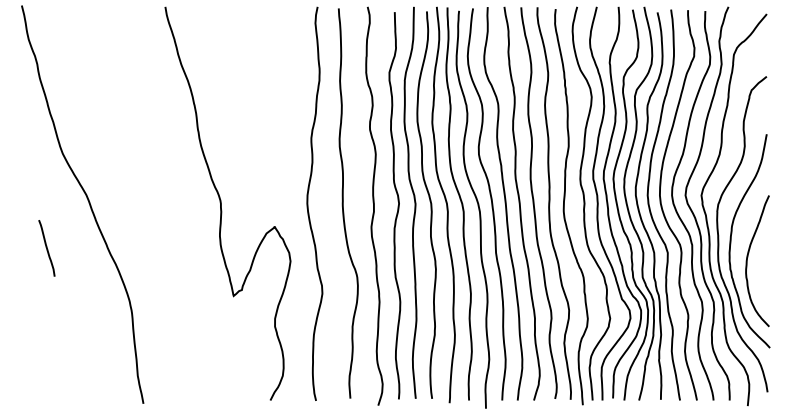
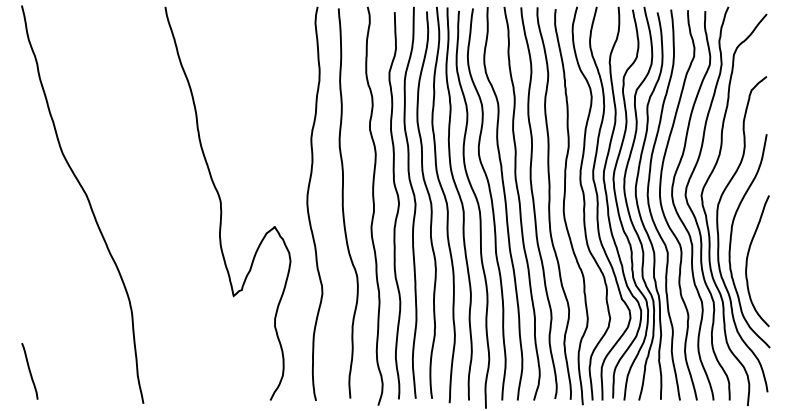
line position: (46, 248) -> (29, 371) (29, 371)
